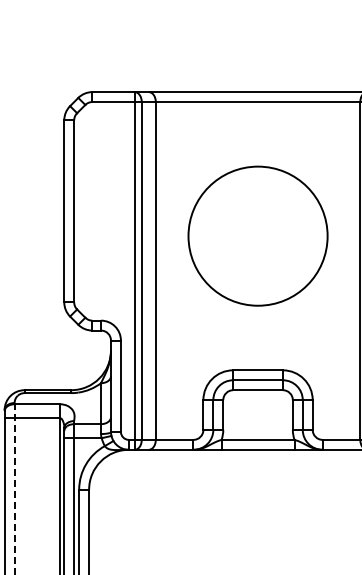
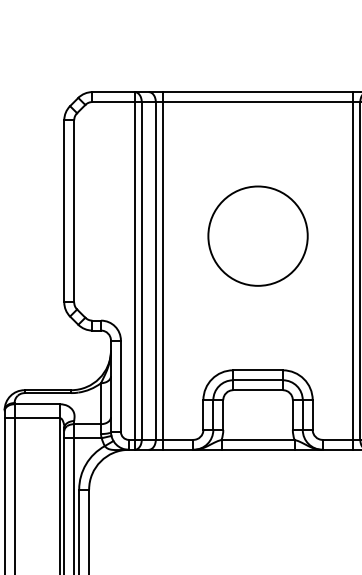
circle diameter: 139 px -> 99 px (257, 235)
line: none -> present (162, 270)
line: none -> present (353, 270)
line: dashed -> solid (14, 488)
